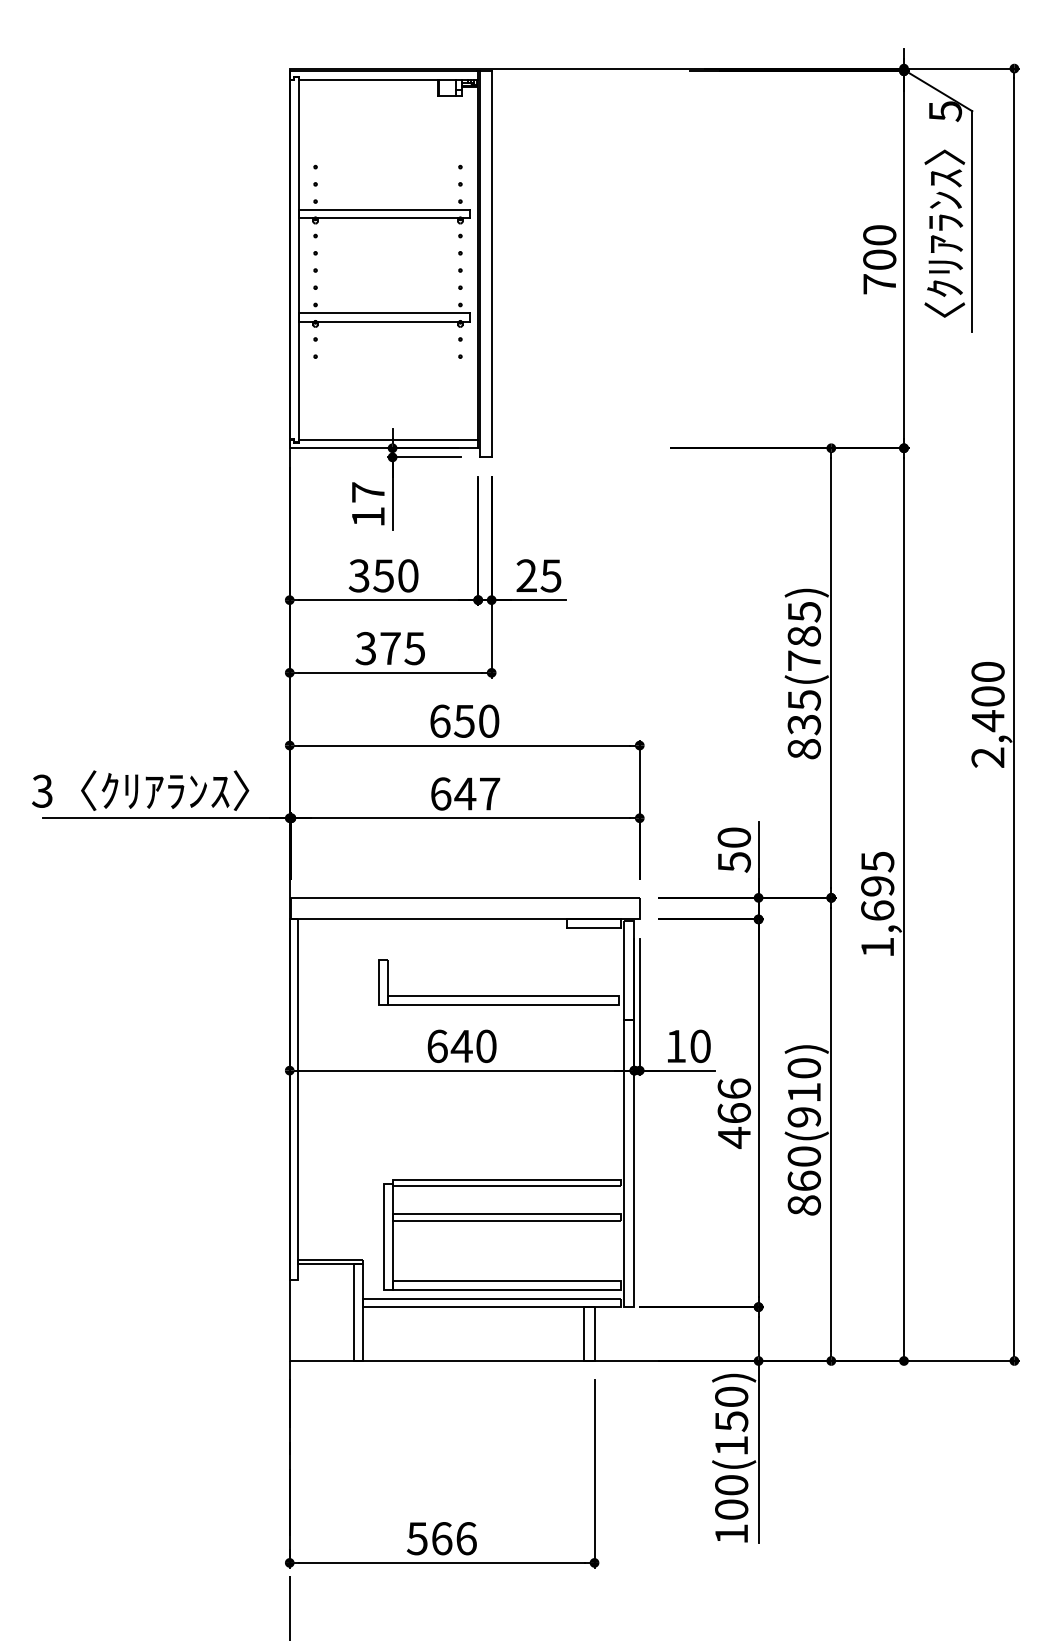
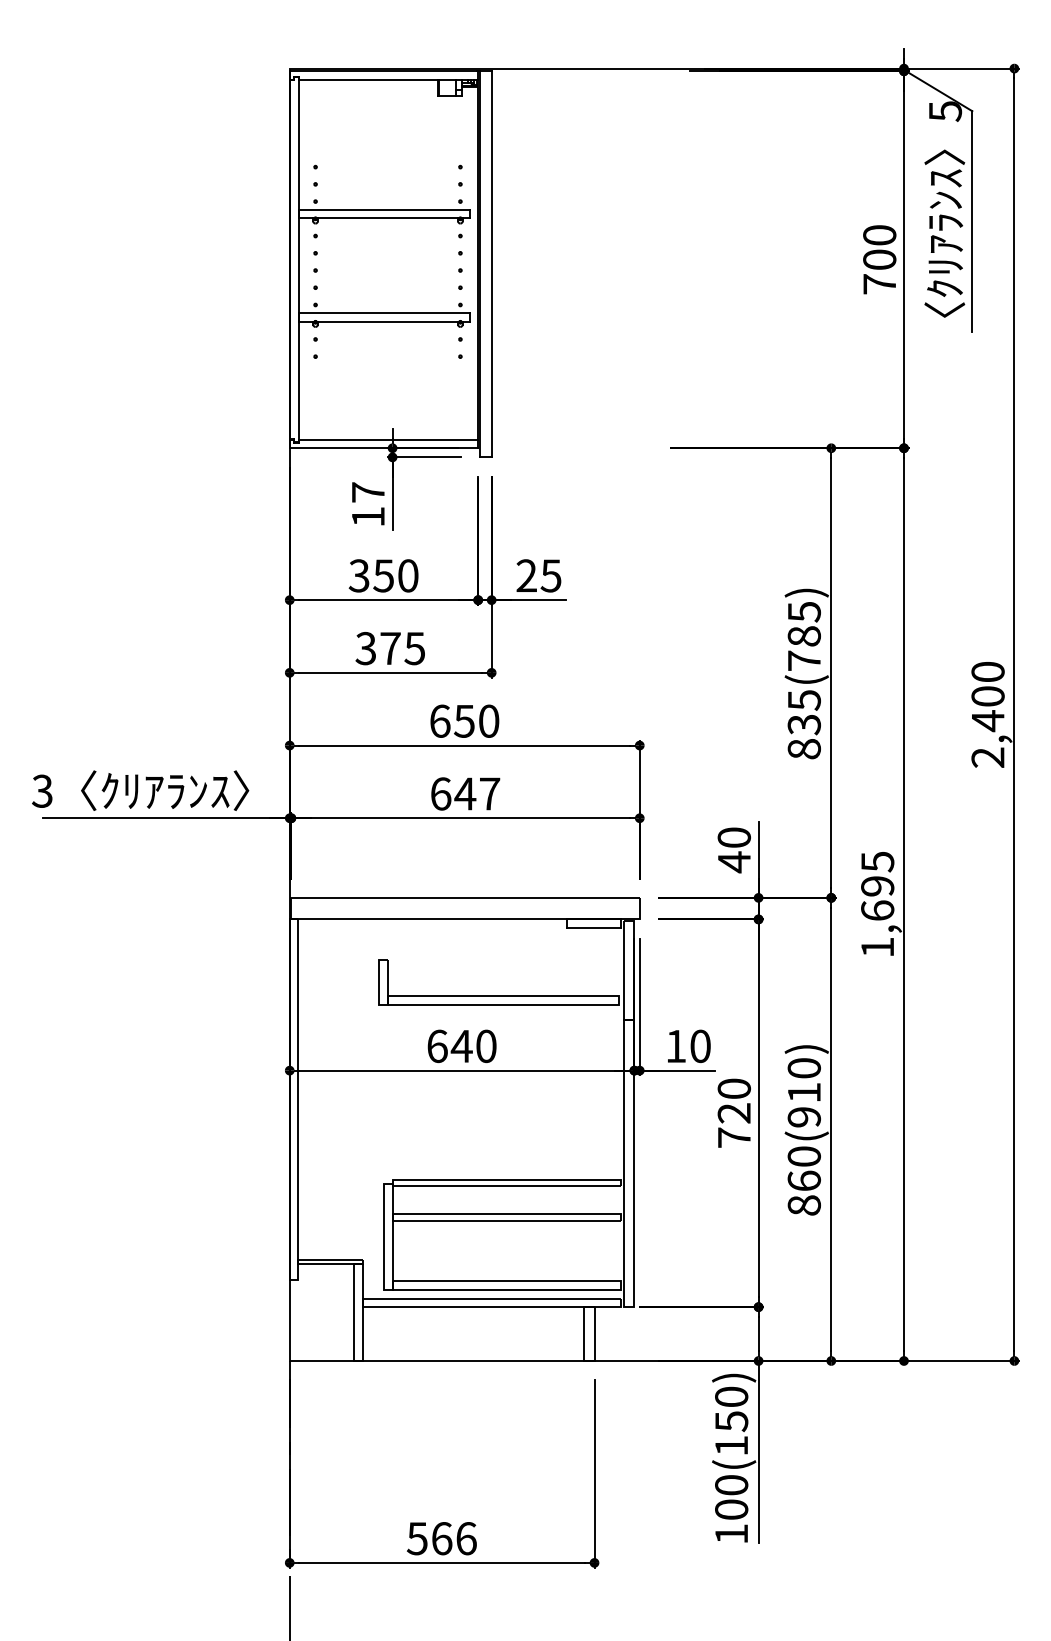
text: 50 -> 40 (734, 862)
text: 466 -> 720 (734, 1113)
